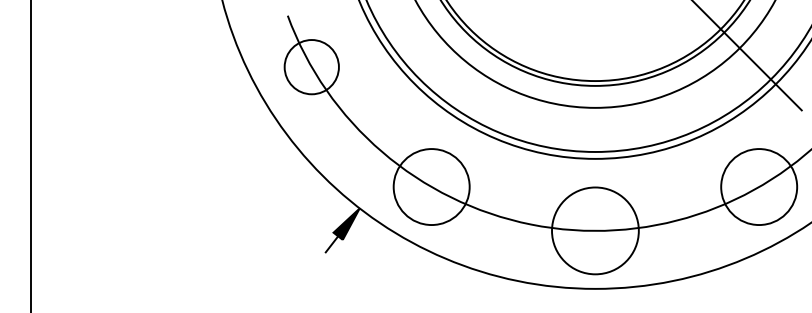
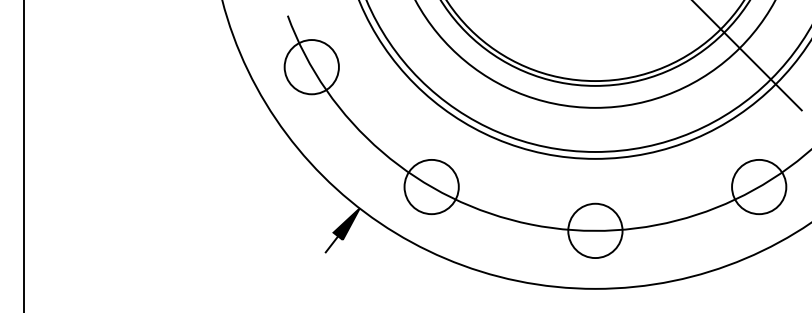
line position: (31, 155) -> (24, 155) (24, 155)
circle diameter: 76 px -> 54 px (431, 186)
circle diameter: 76 px -> 54 px (759, 186)
circle diameter: 87 px -> 54 px (595, 230)
